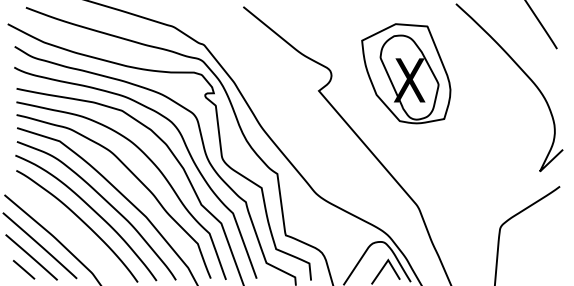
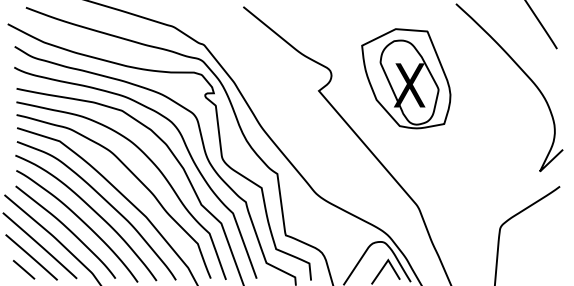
part position: (406, 73) -> (406, 78) (406, 78)
curve: none -> present (67, 229)
